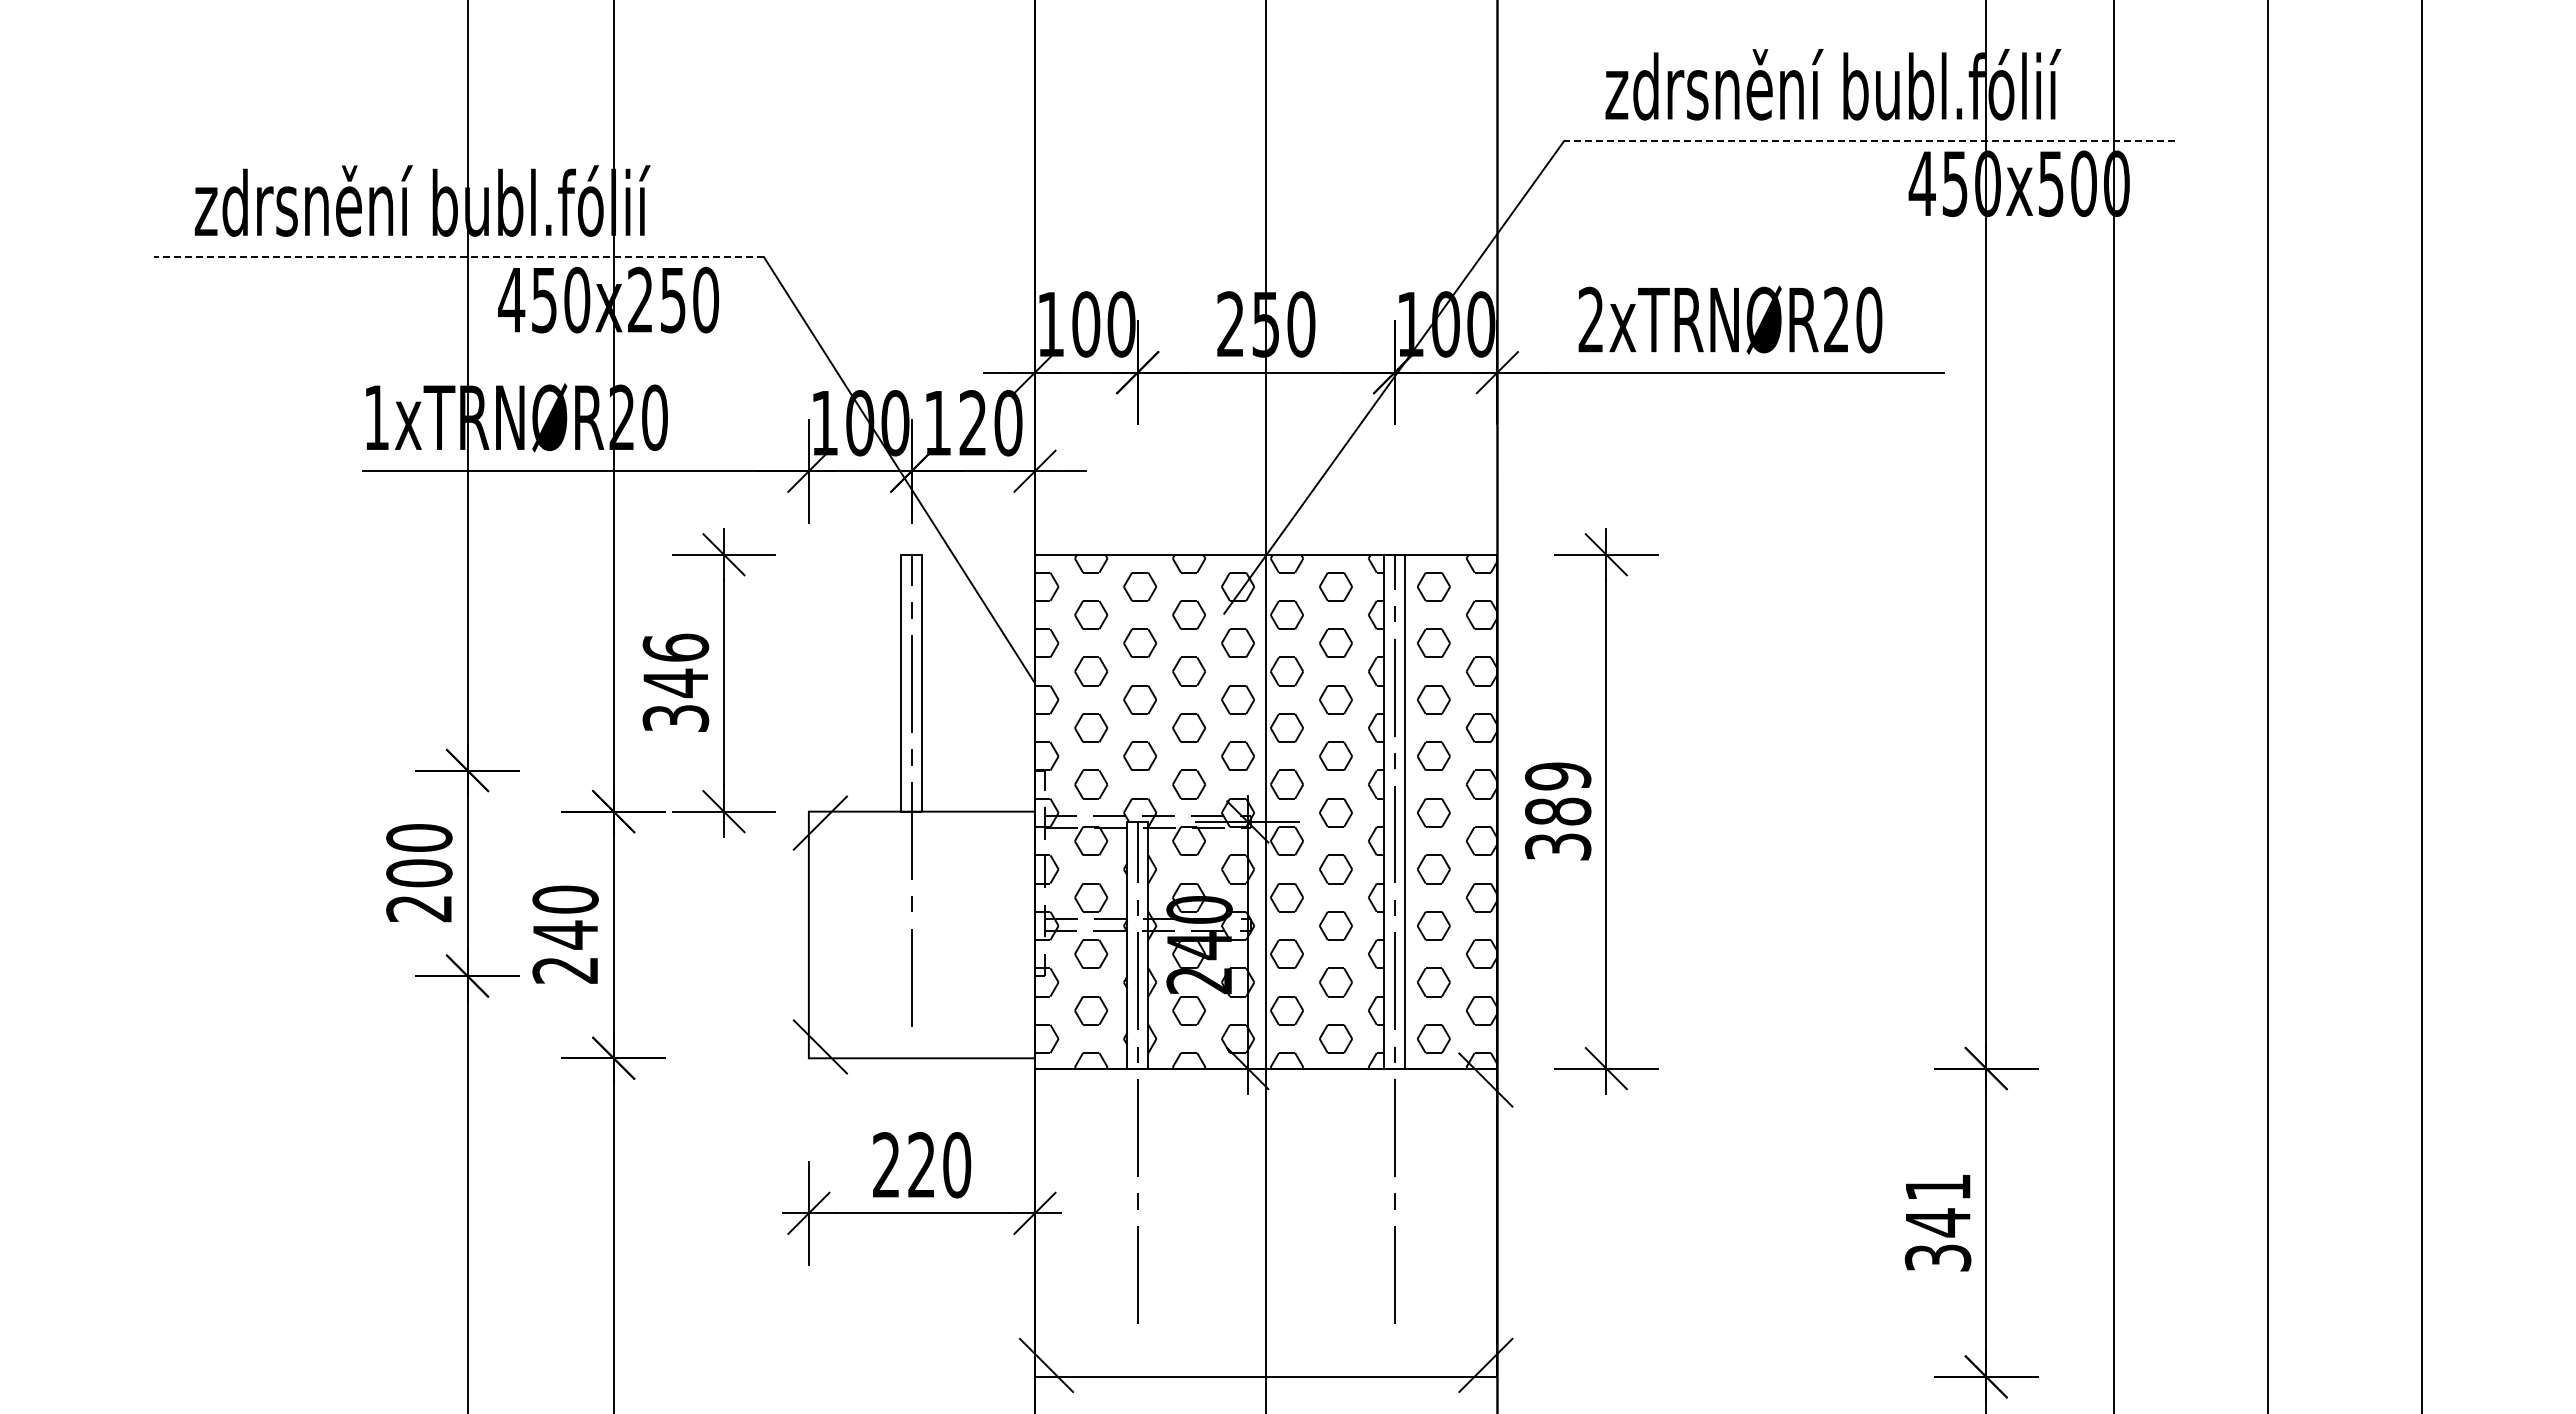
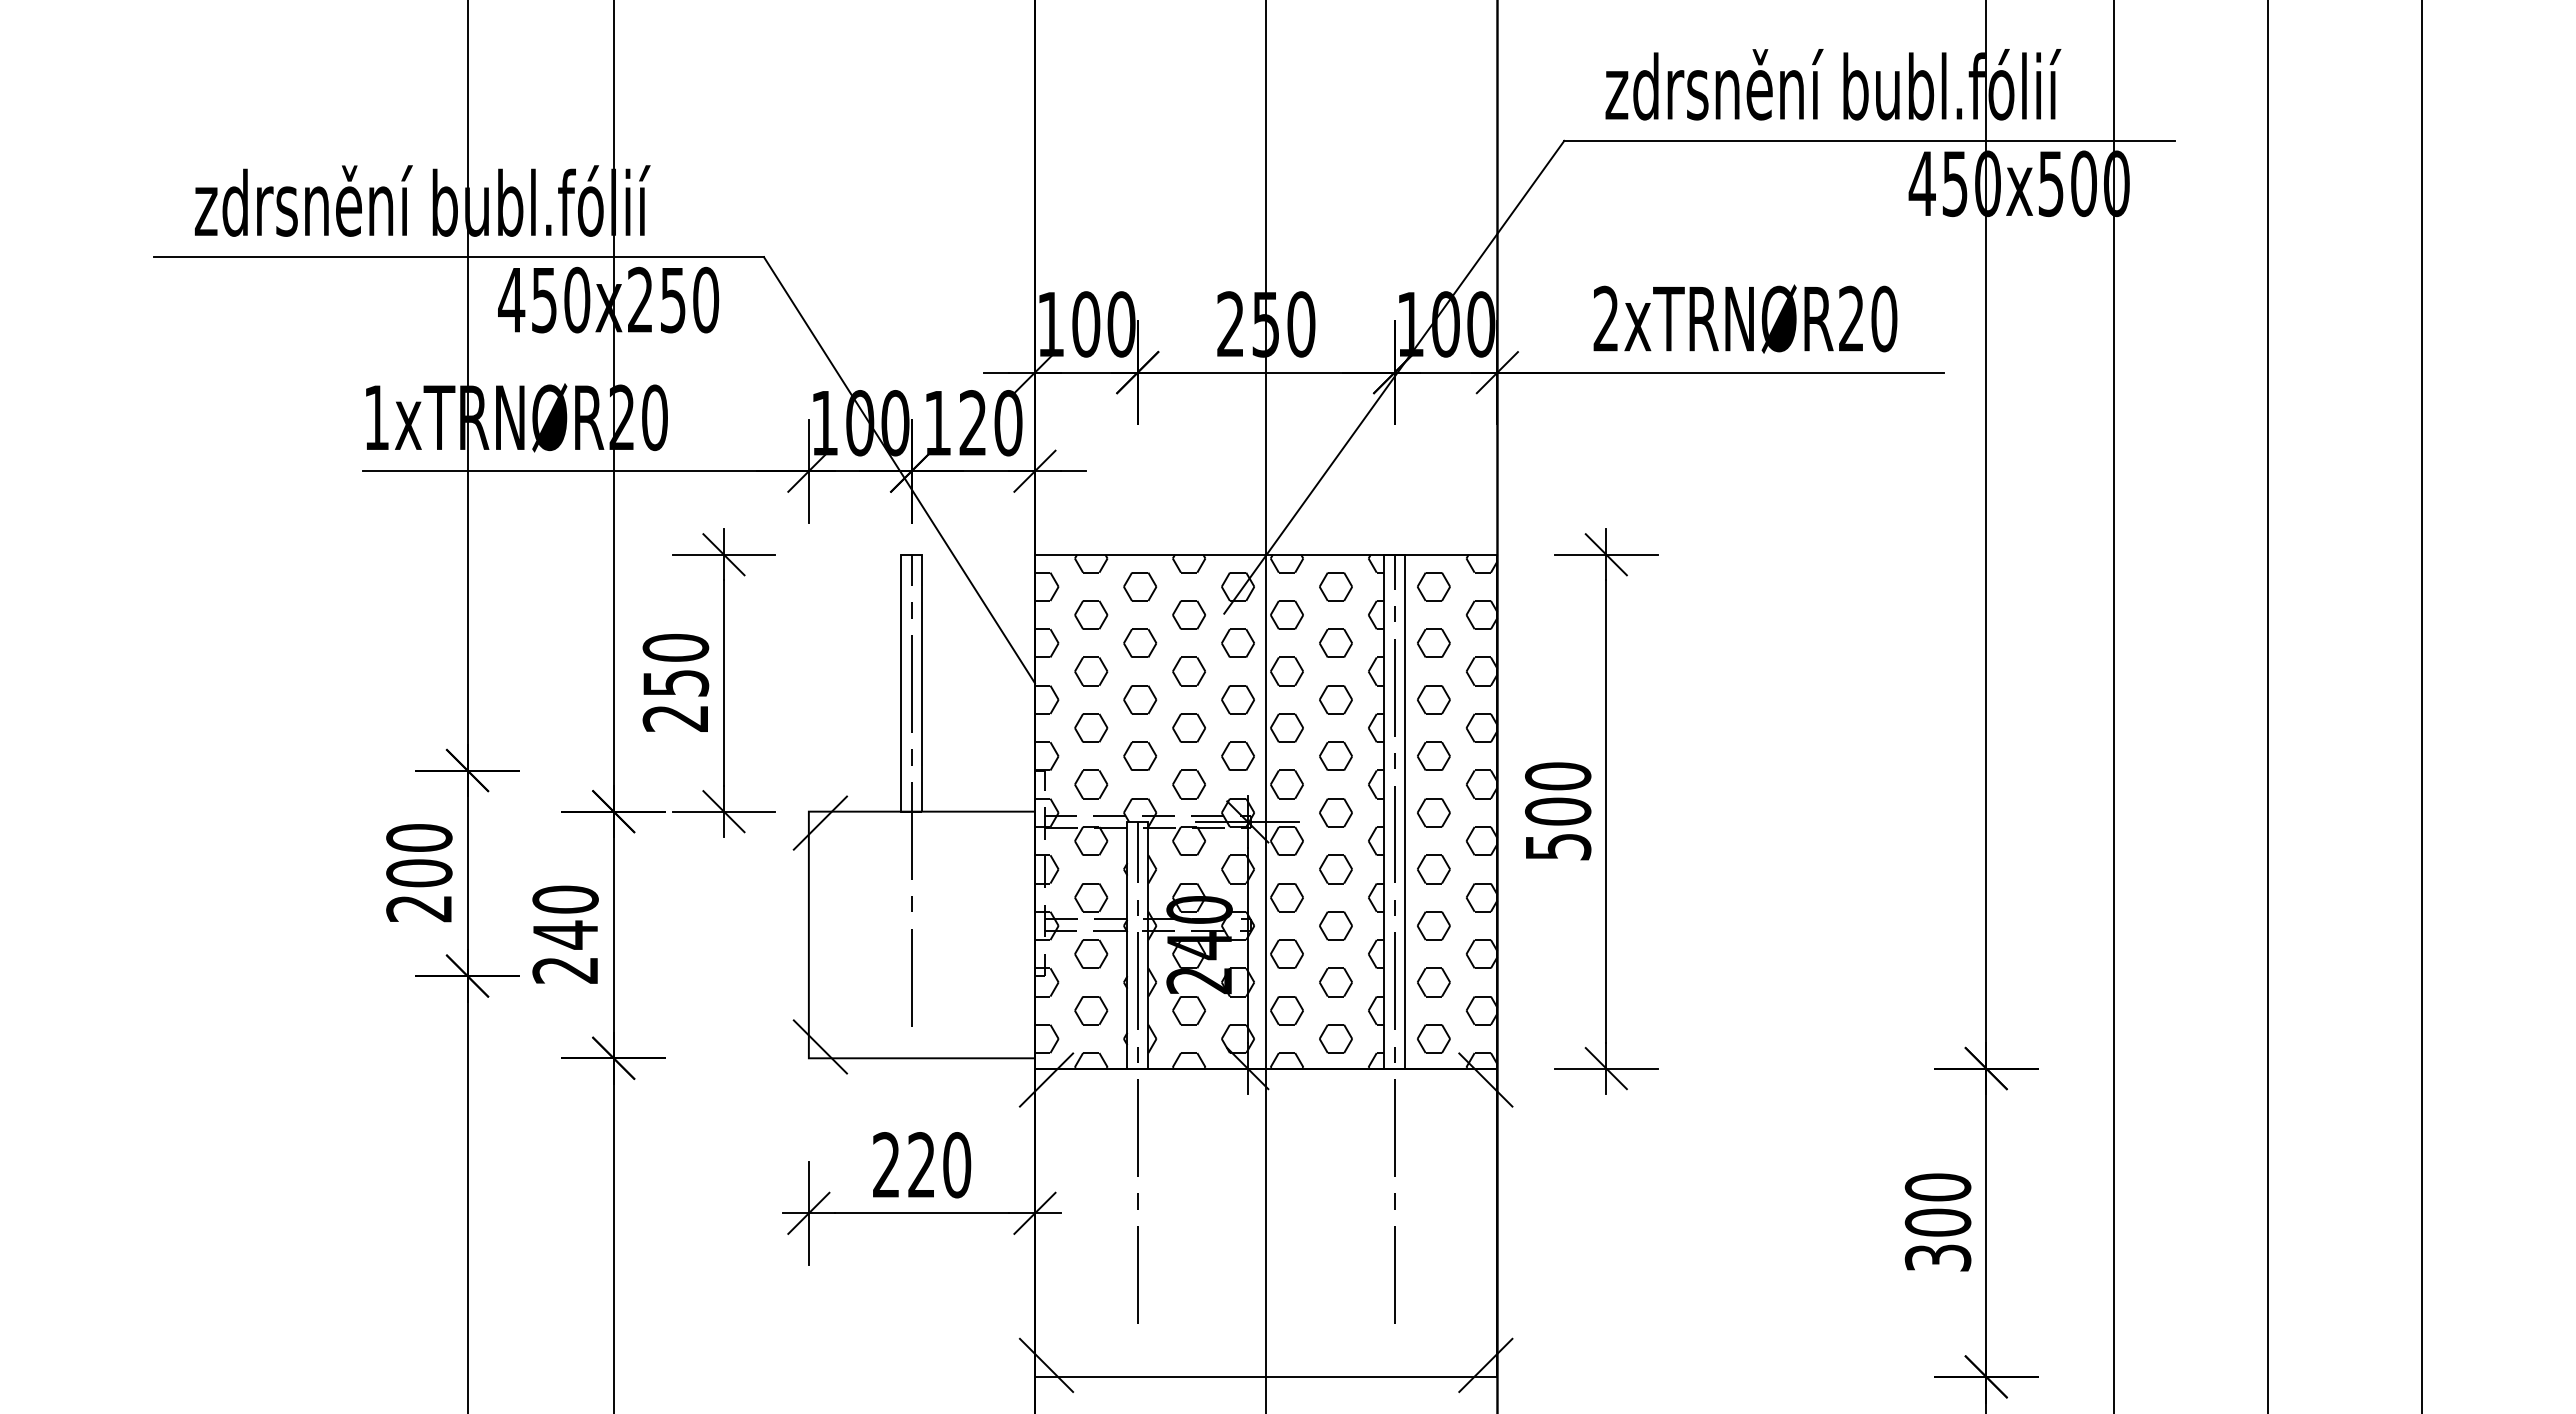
line: dashed -> solid (1868, 140)
line: dashed -> solid (458, 257)
text position: (1730, 319) -> (1745, 318) (1745, 318)
text: 346 -> 250 (675, 682)
text: 389 -> 500 (1558, 811)
line: none -> present (1046, 1079)
text: 341 -> 300 (1937, 1205)
